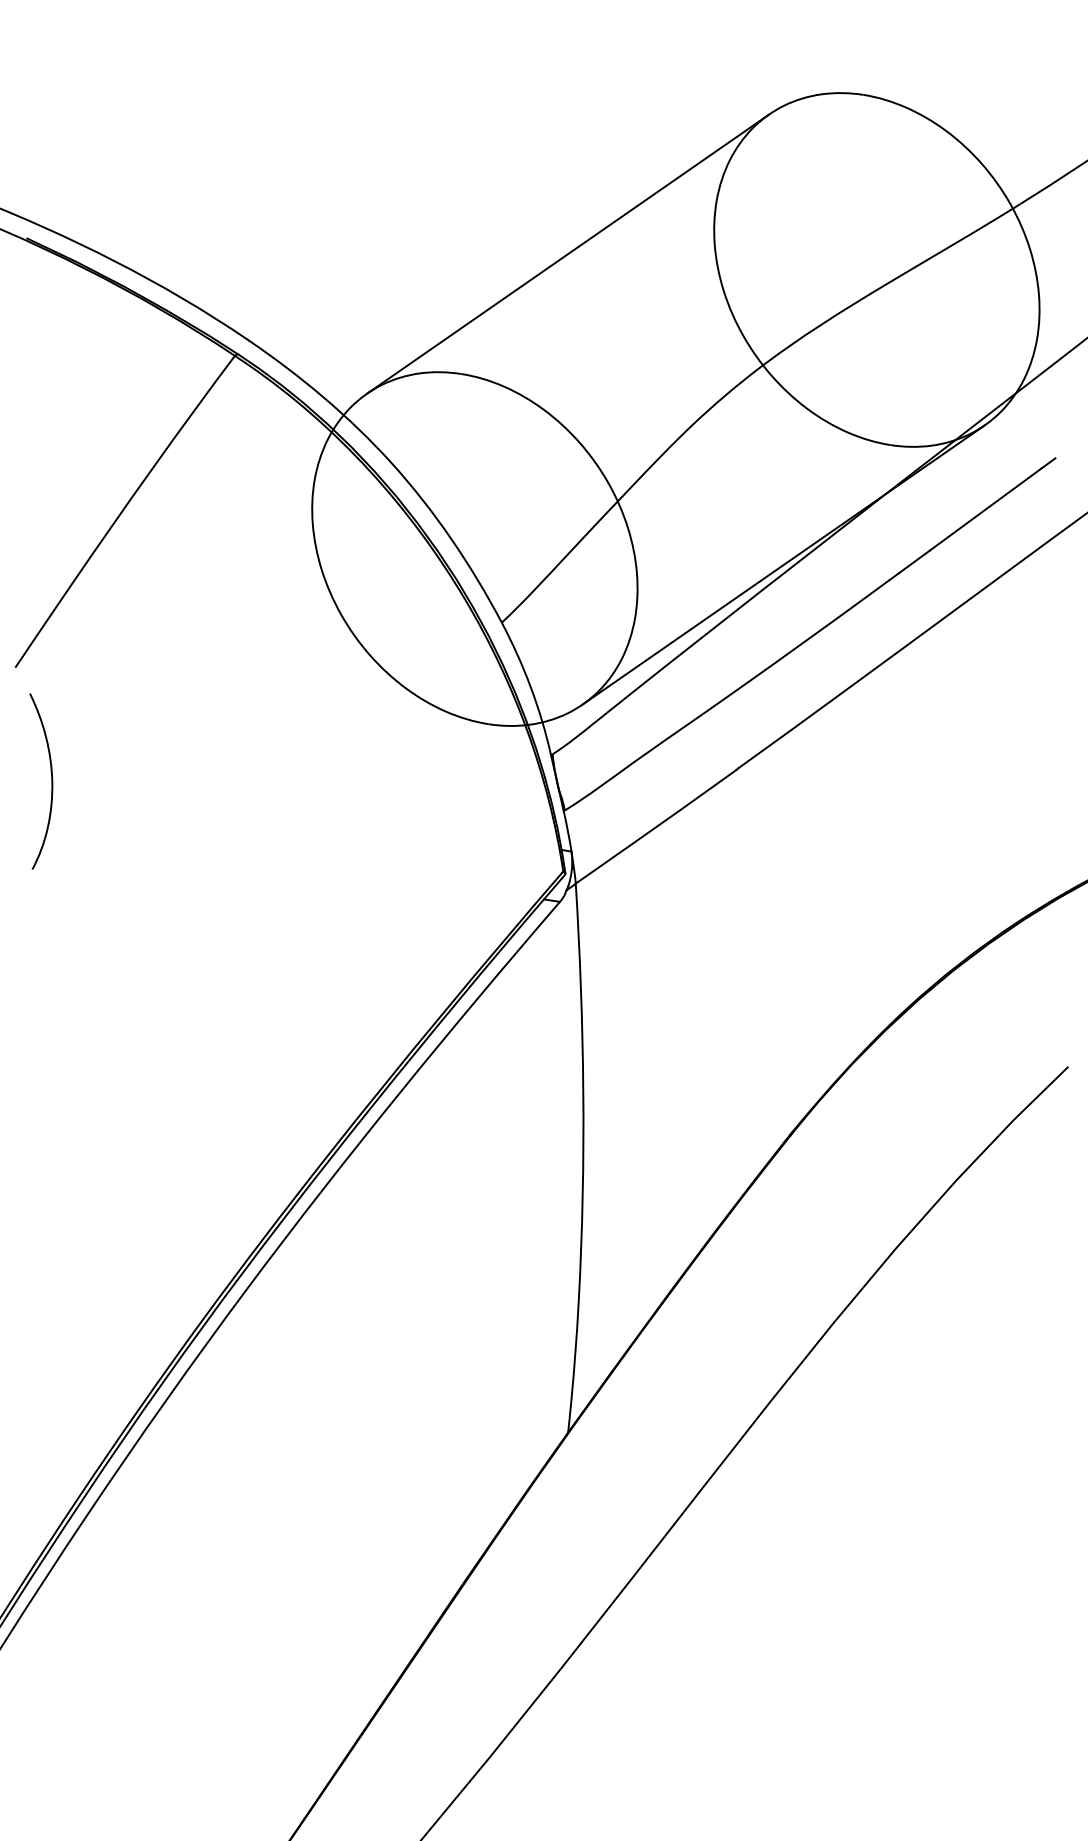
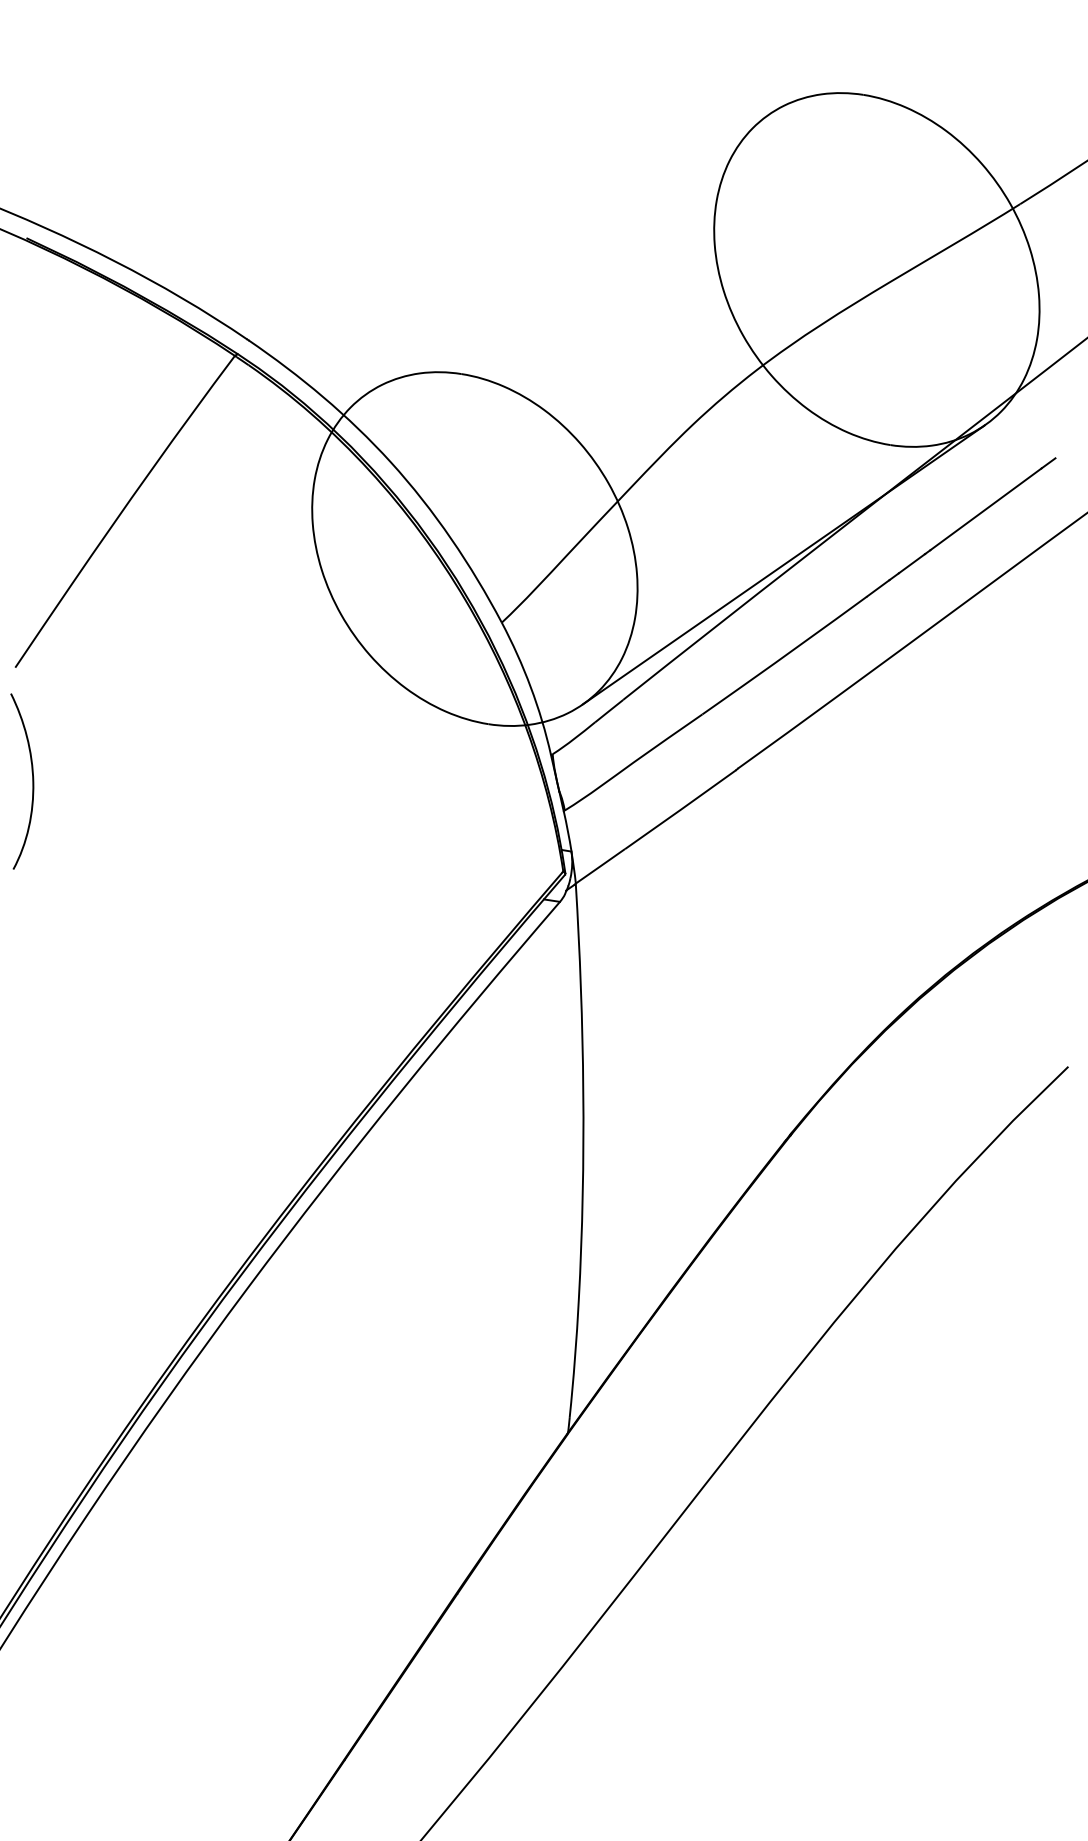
line: present -> none (568, 253)
curve position: (51, 781) -> (32, 781) (32, 781)
